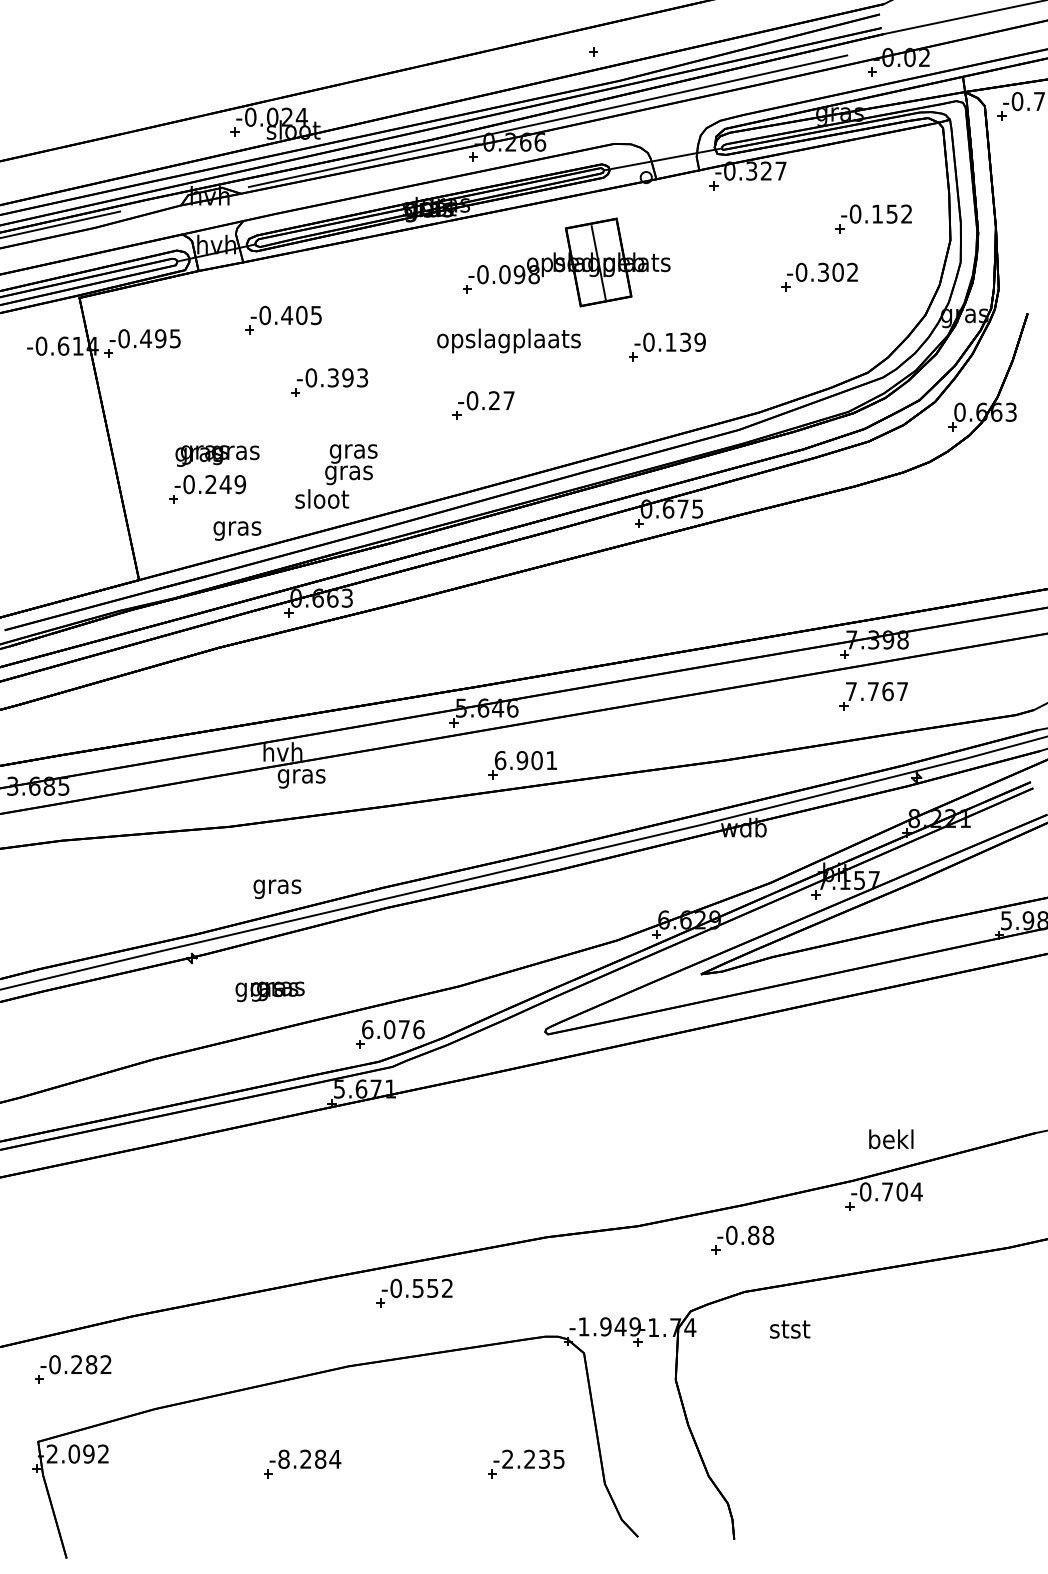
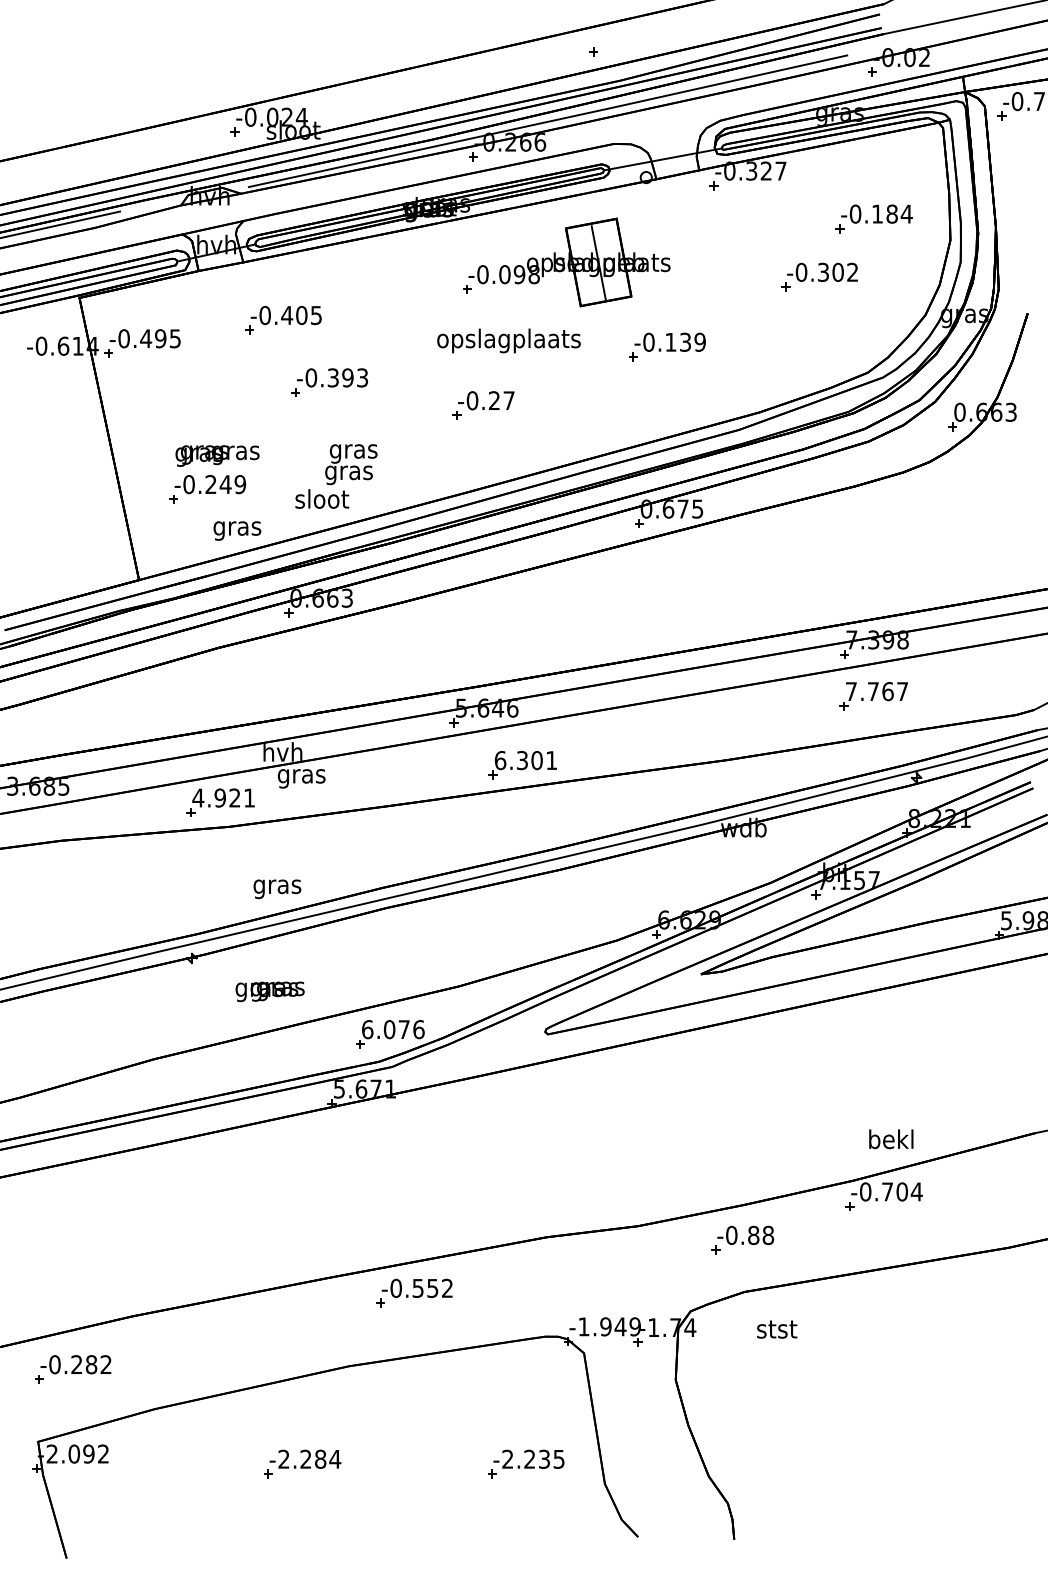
text: -0.152 -> -0.184 (899, 213)
text: 6.901 -> 6.301 (522, 760)
part: none -> present (220, 802)
text position: (790, 1329) -> (777, 1329) (777, 1329)
text: -8.284 -> -2.284 (283, 1458)
